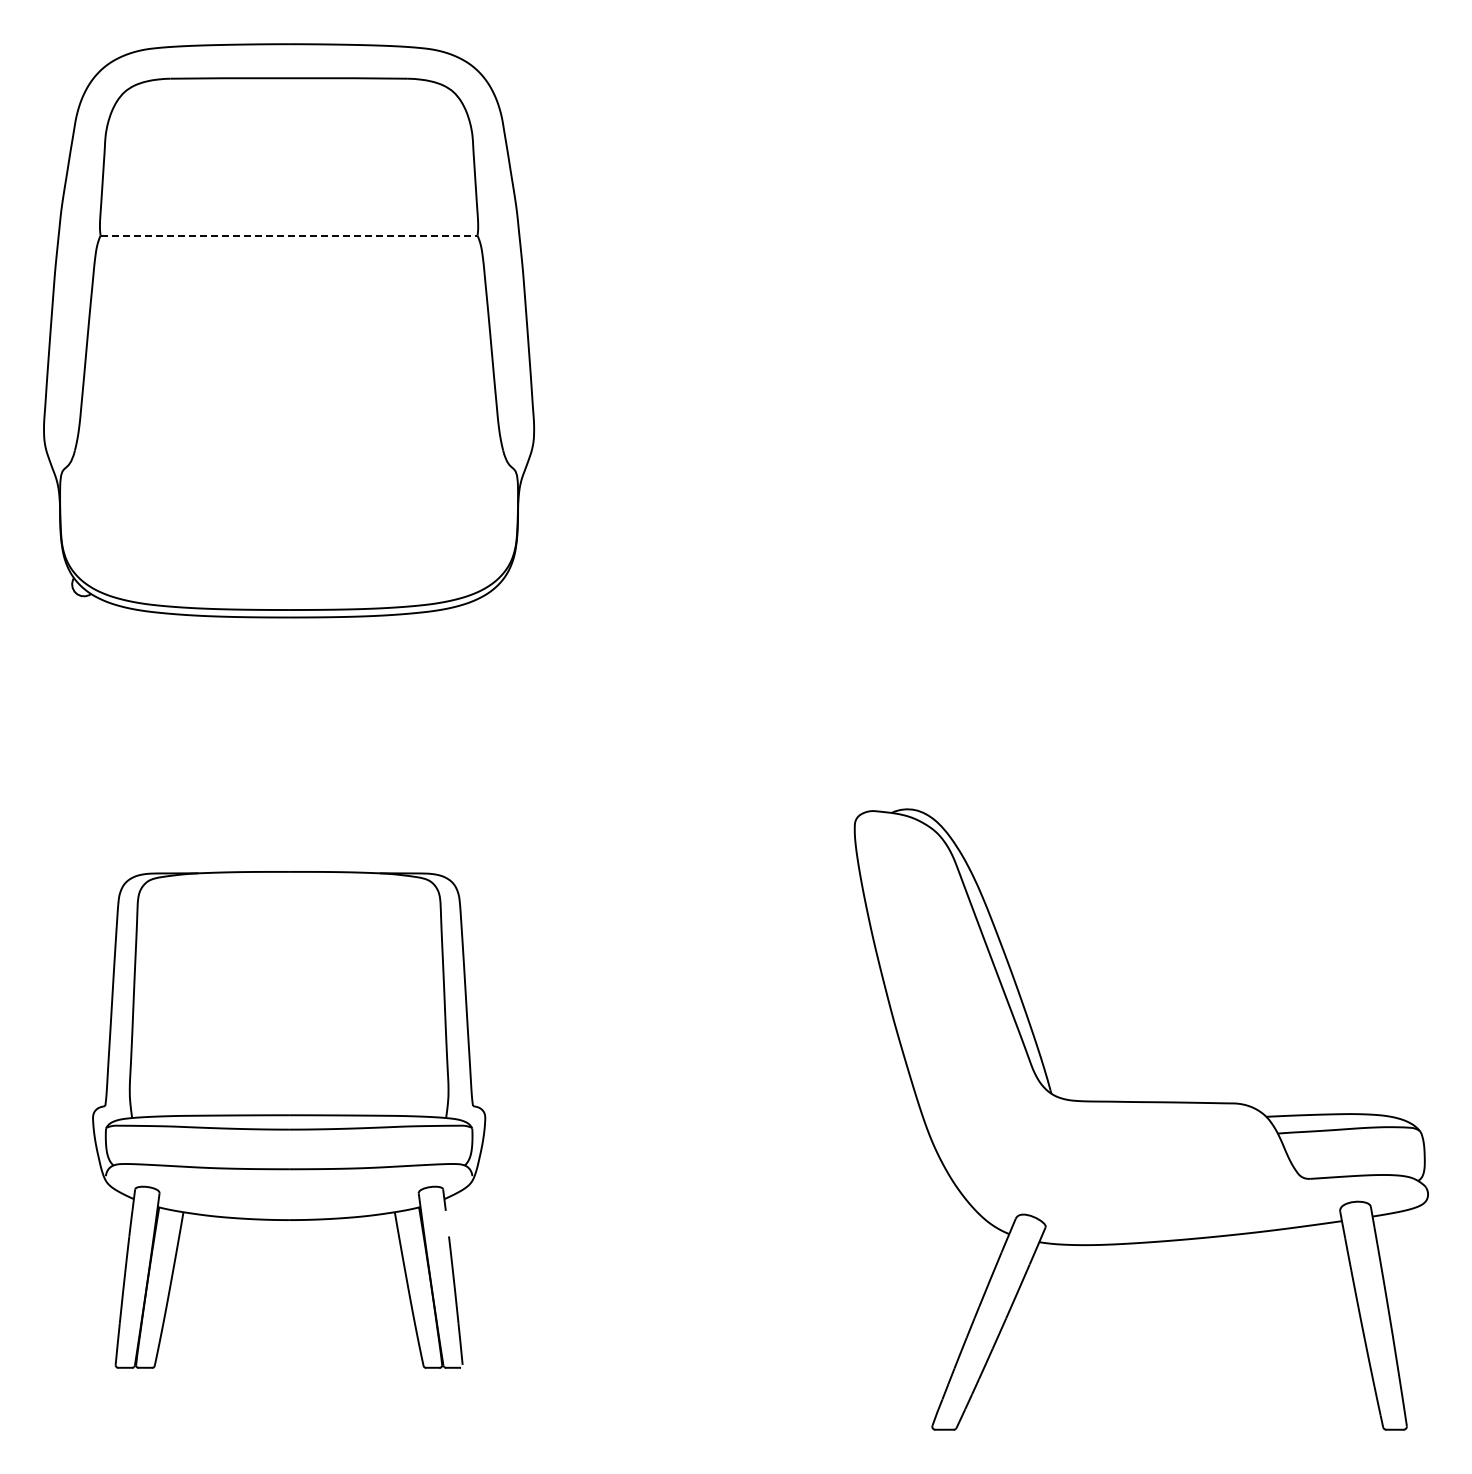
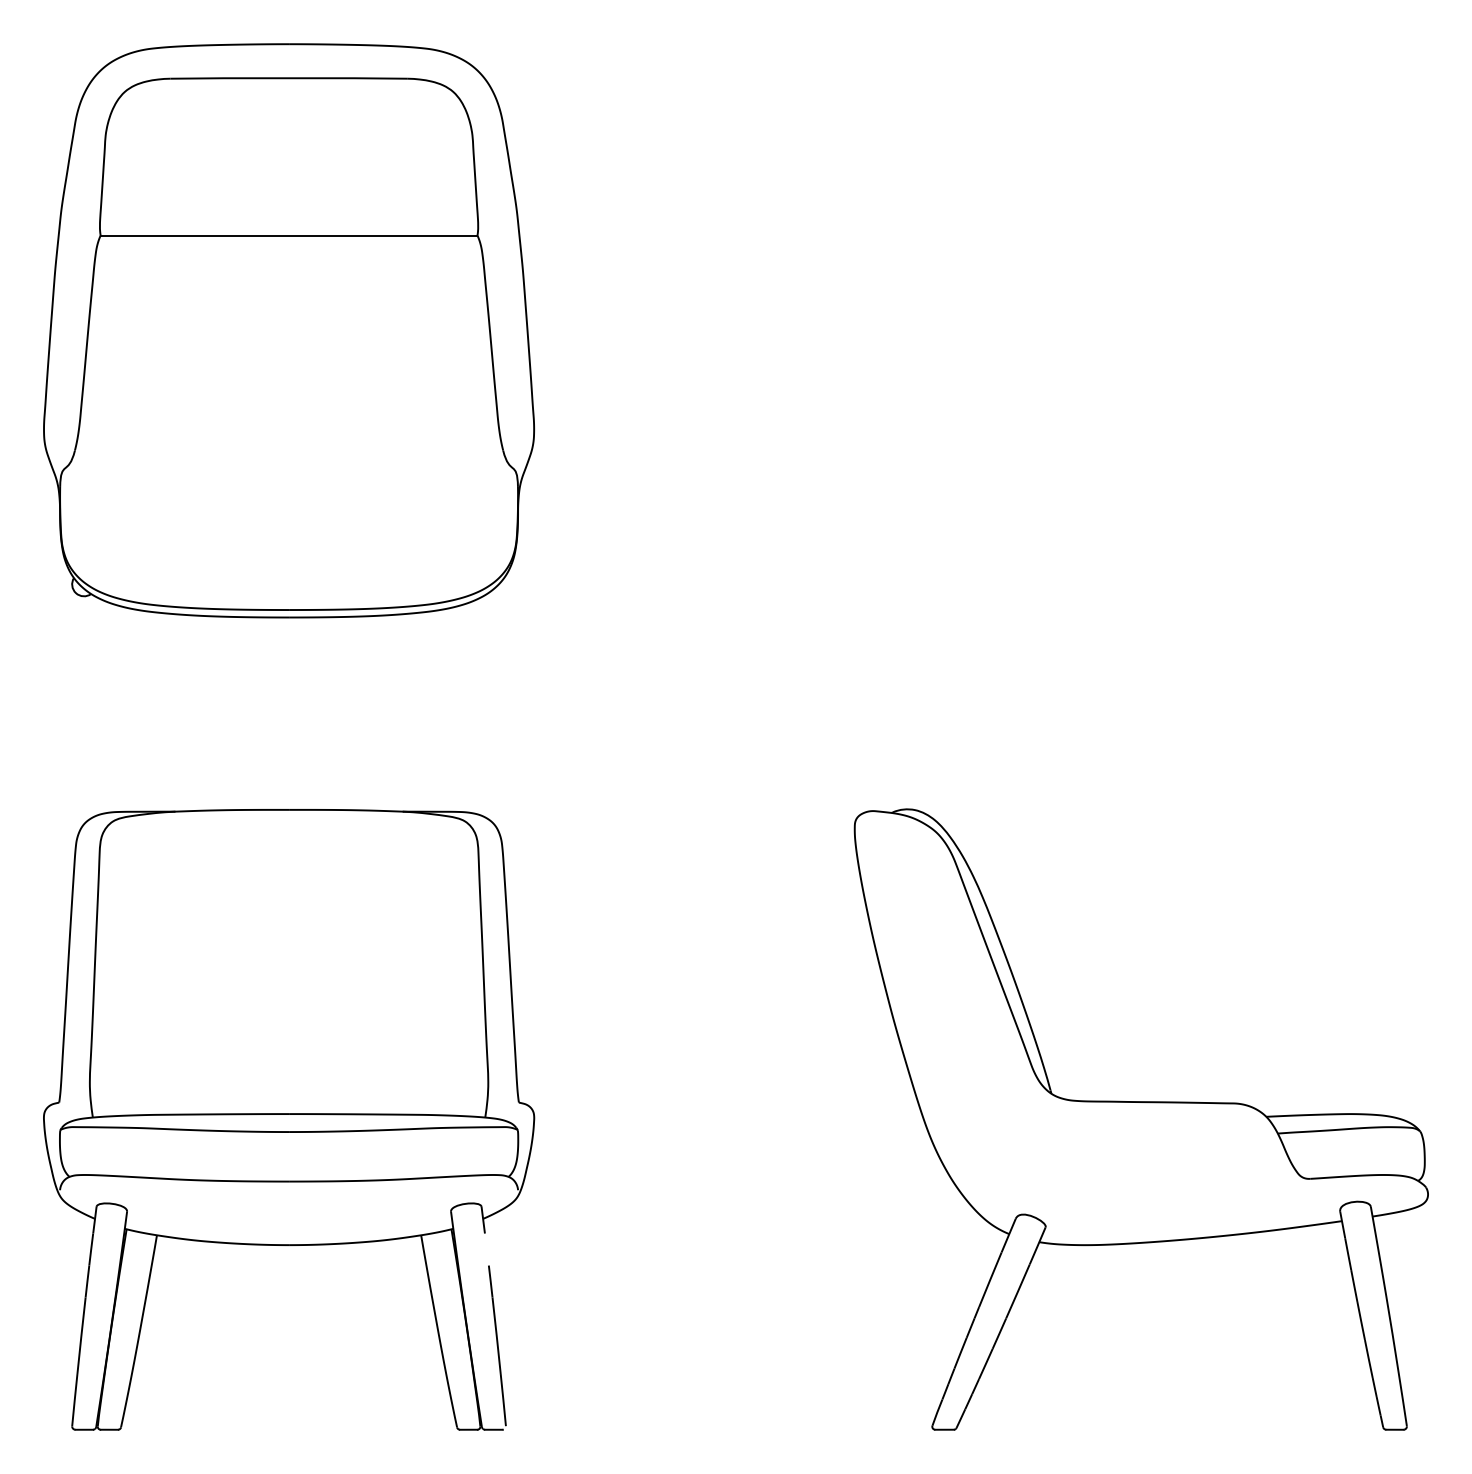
line: dashed -> solid (289, 235)
part size: 395x498 px -> 493x622 px (289, 1119)
